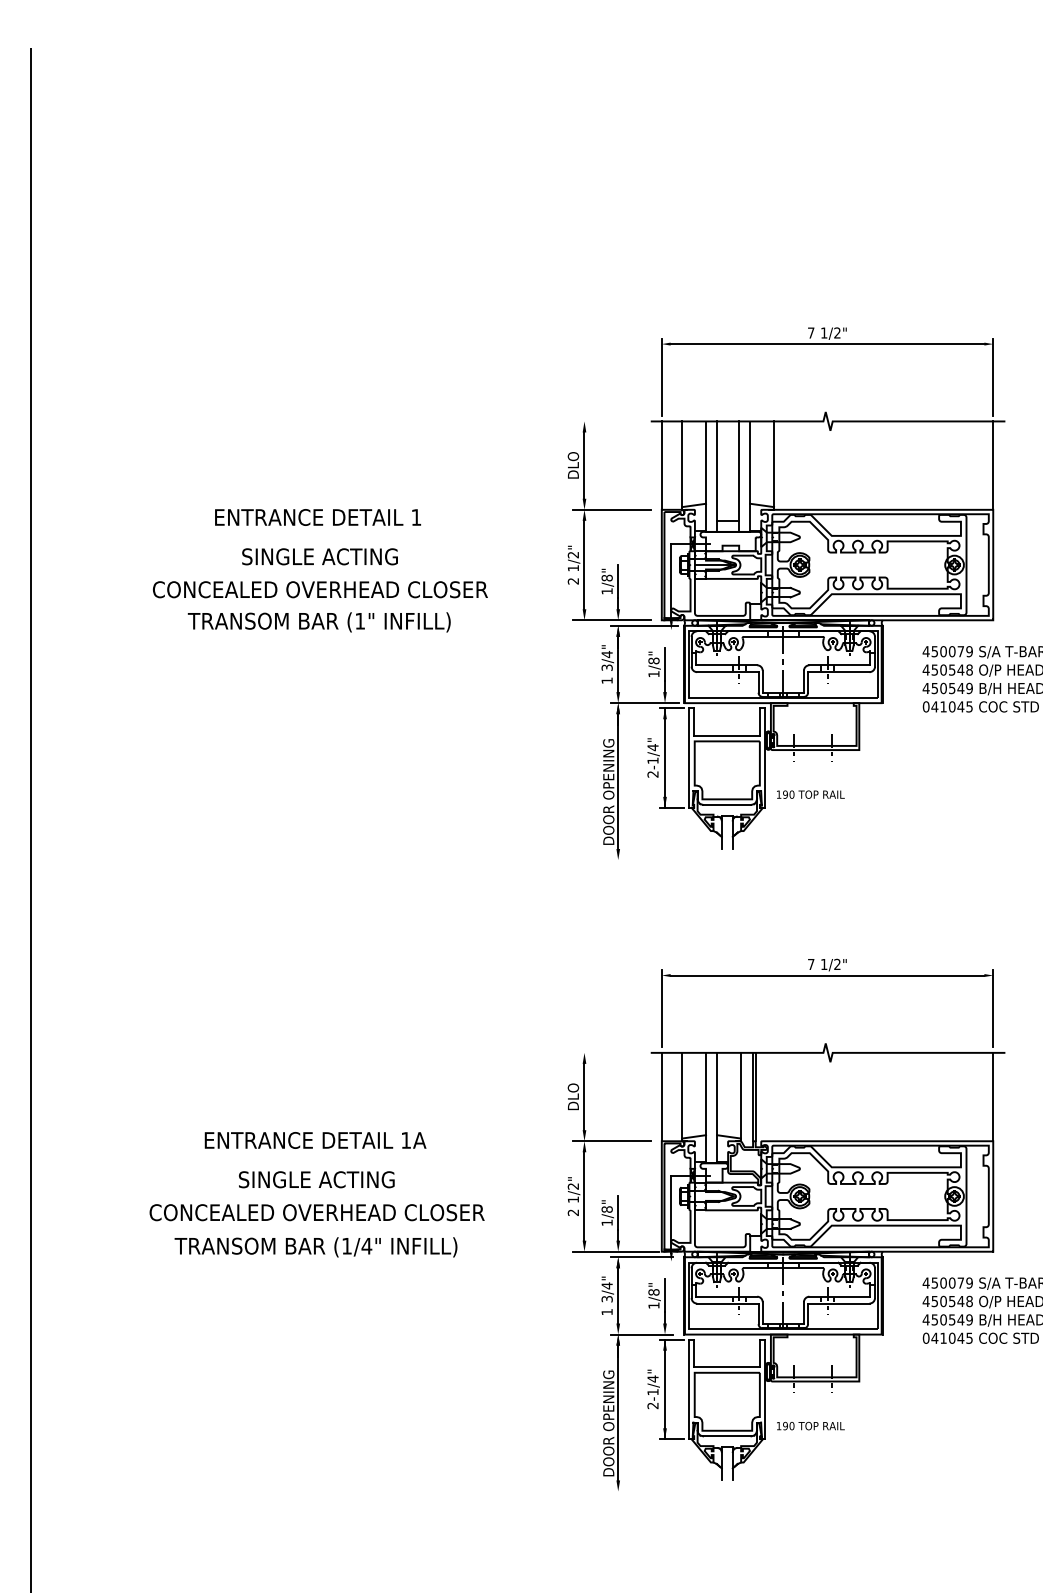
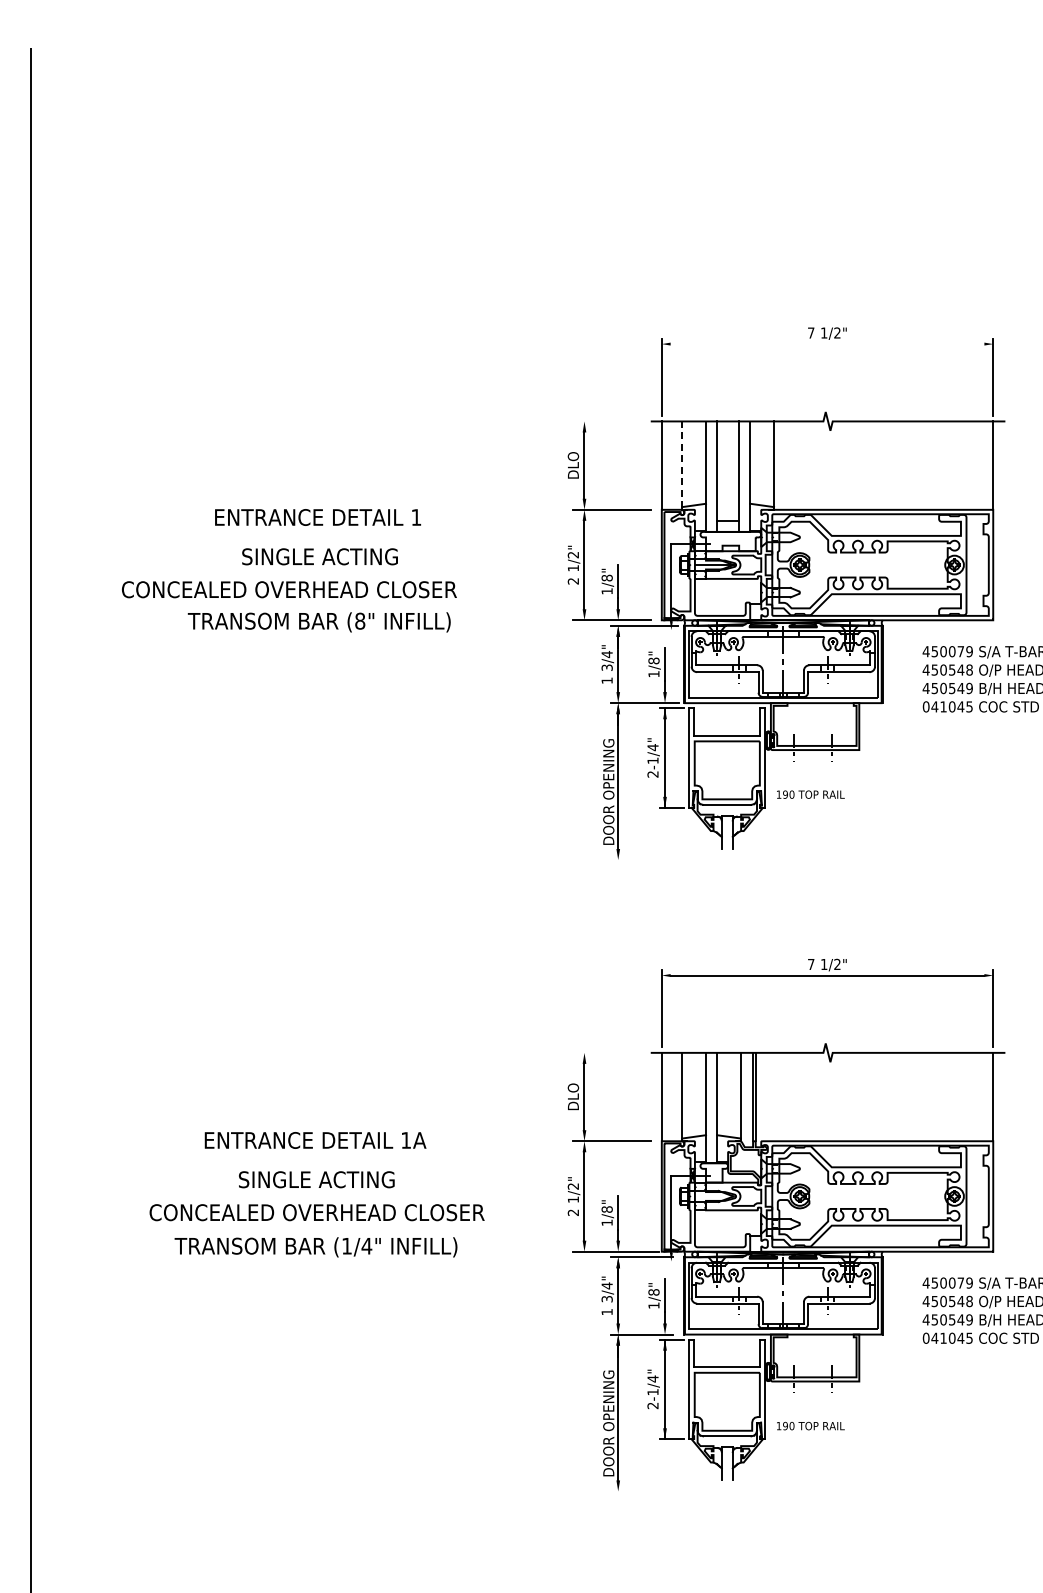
line: present -> none (827, 344)
line: solid -> dashed (682, 464)
text position: (320, 589) -> (289, 589) (289, 589)
text: (1" -> (8" (360, 620)
